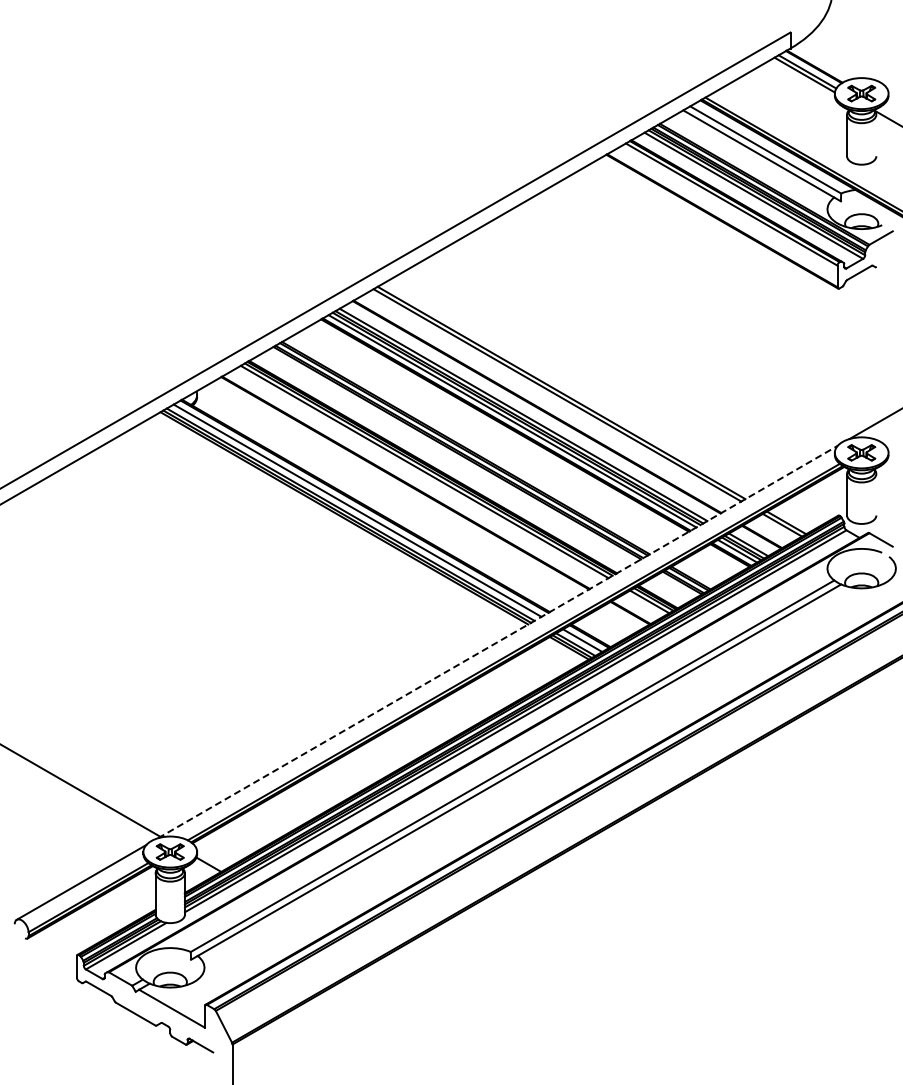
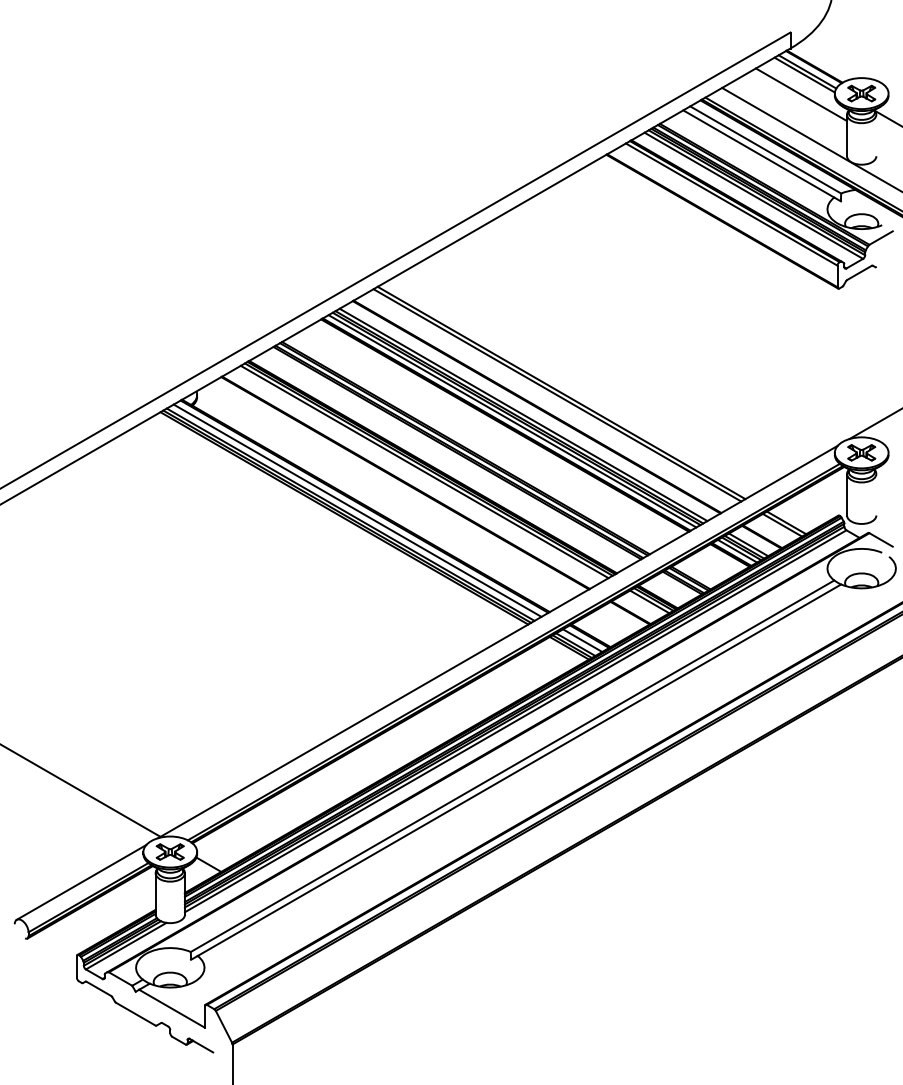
line: none -> present (801, 94)
line: none -> present (810, 138)
line: dashed -> solid (498, 641)
